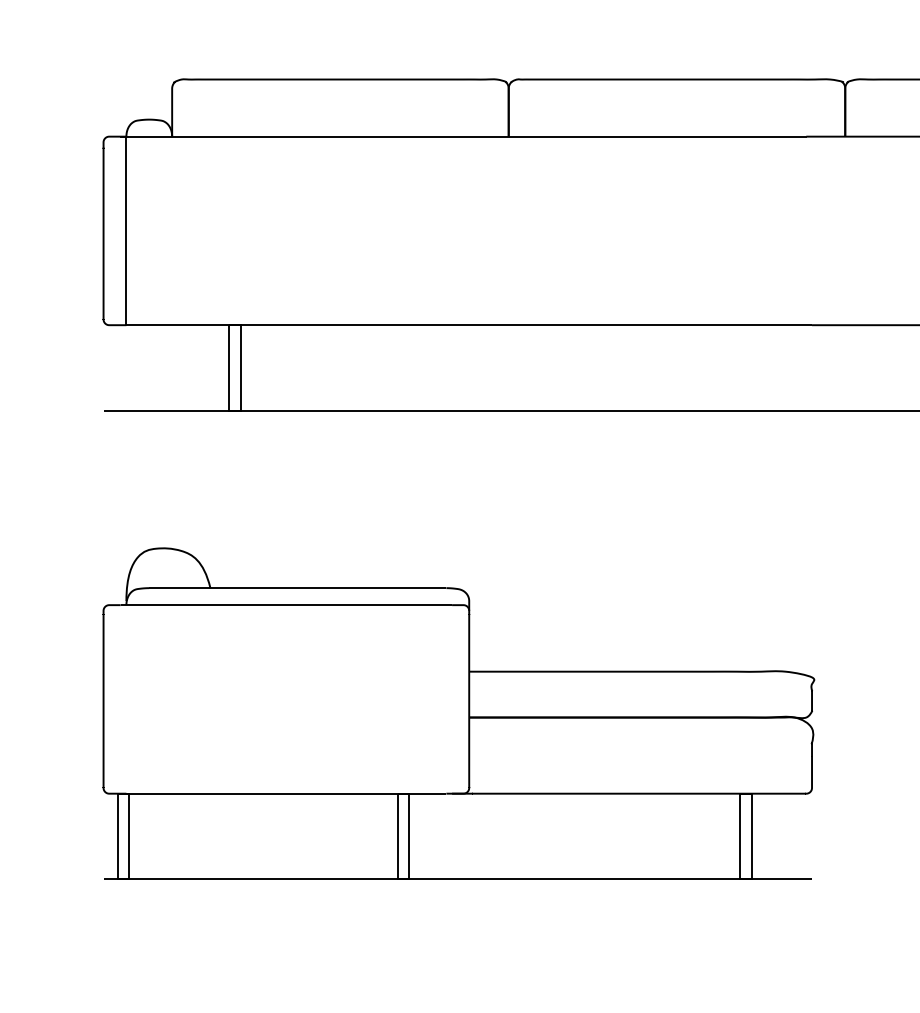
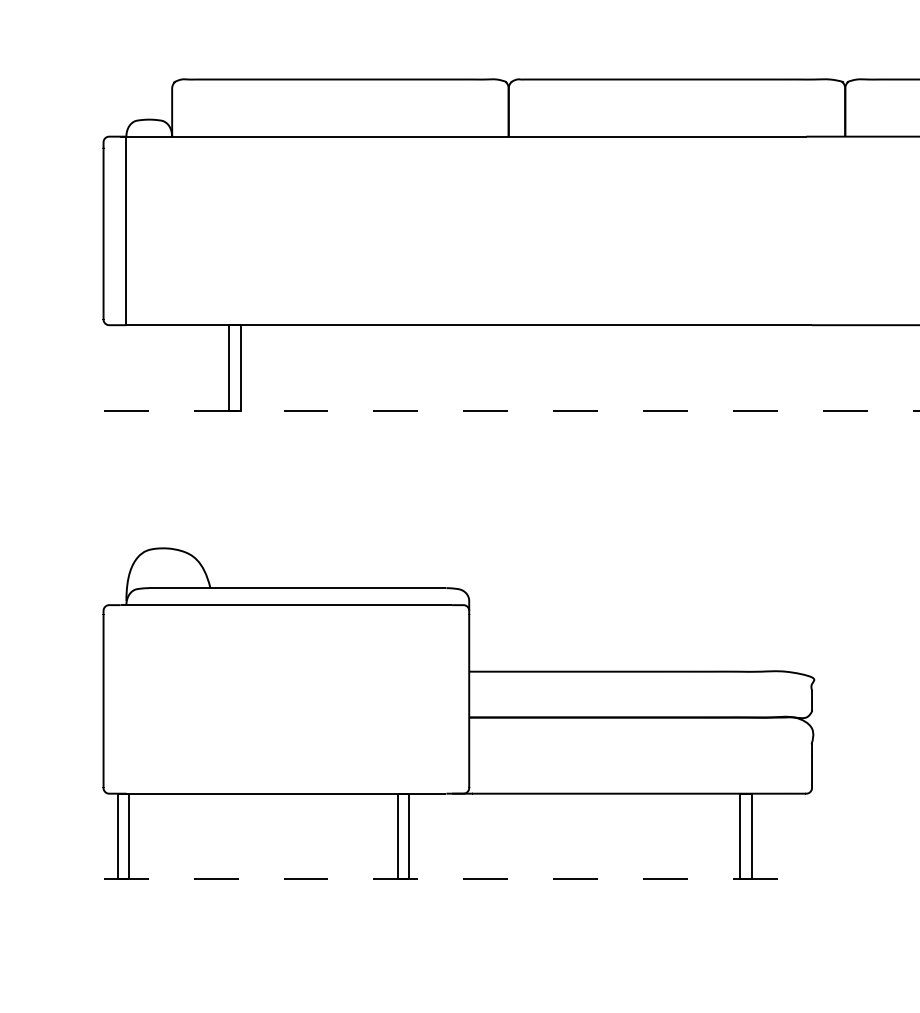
line: solid -> dashed (511, 410)
line: solid -> dashed (458, 879)
